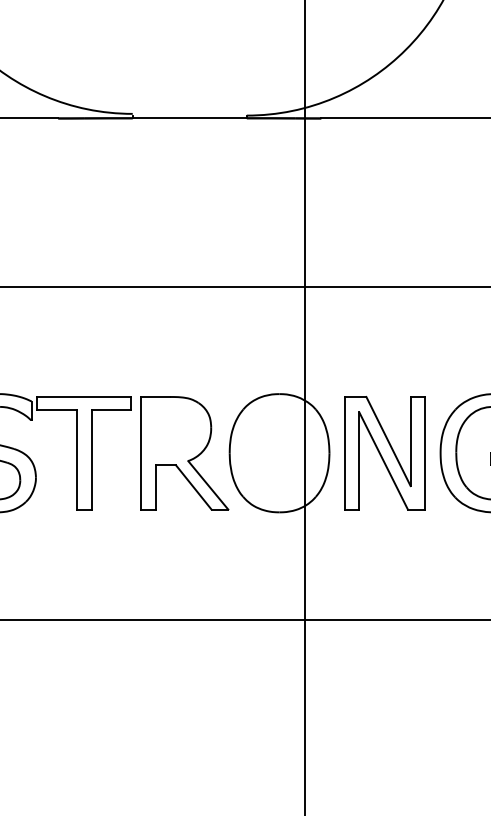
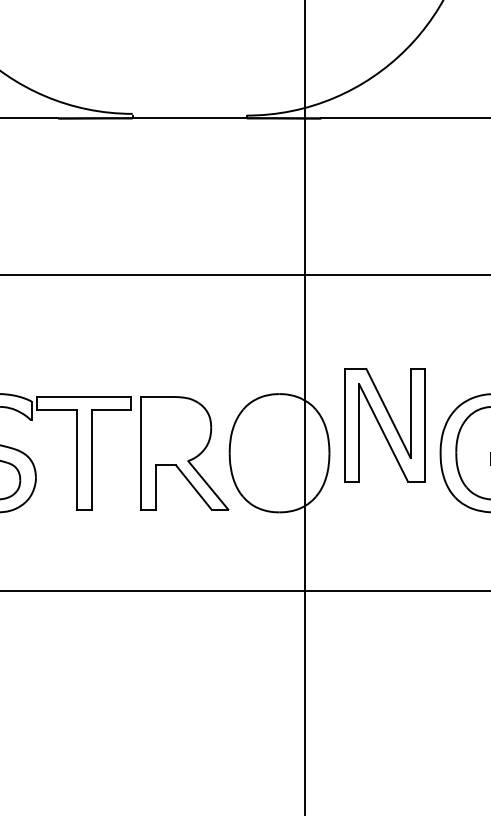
line position: (244, 286) -> (244, 274) (244, 274)
part position: (384, 453) -> (384, 425) (384, 425)
line position: (244, 619) -> (244, 590) (244, 590)
